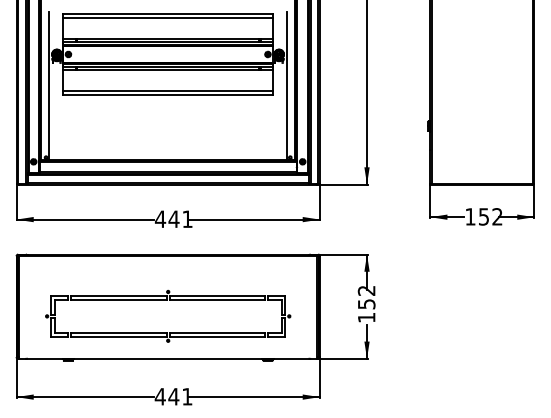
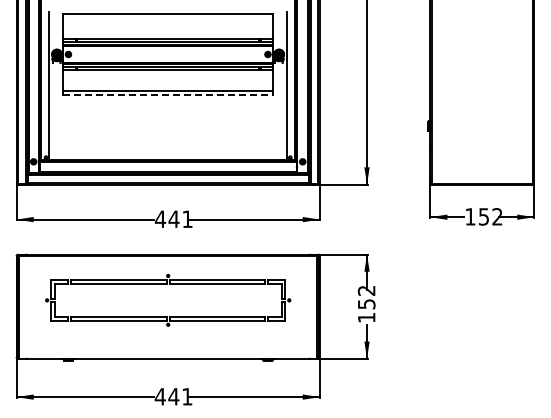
line: present -> none (167, 18)
line: solid -> dashed (168, 95)
part position: (167, 300) -> (167, 284) (167, 284)
